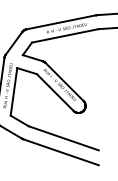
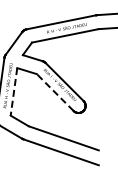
line: solid -> dashed (13, 91)
line: solid -> dashed (55, 92)
